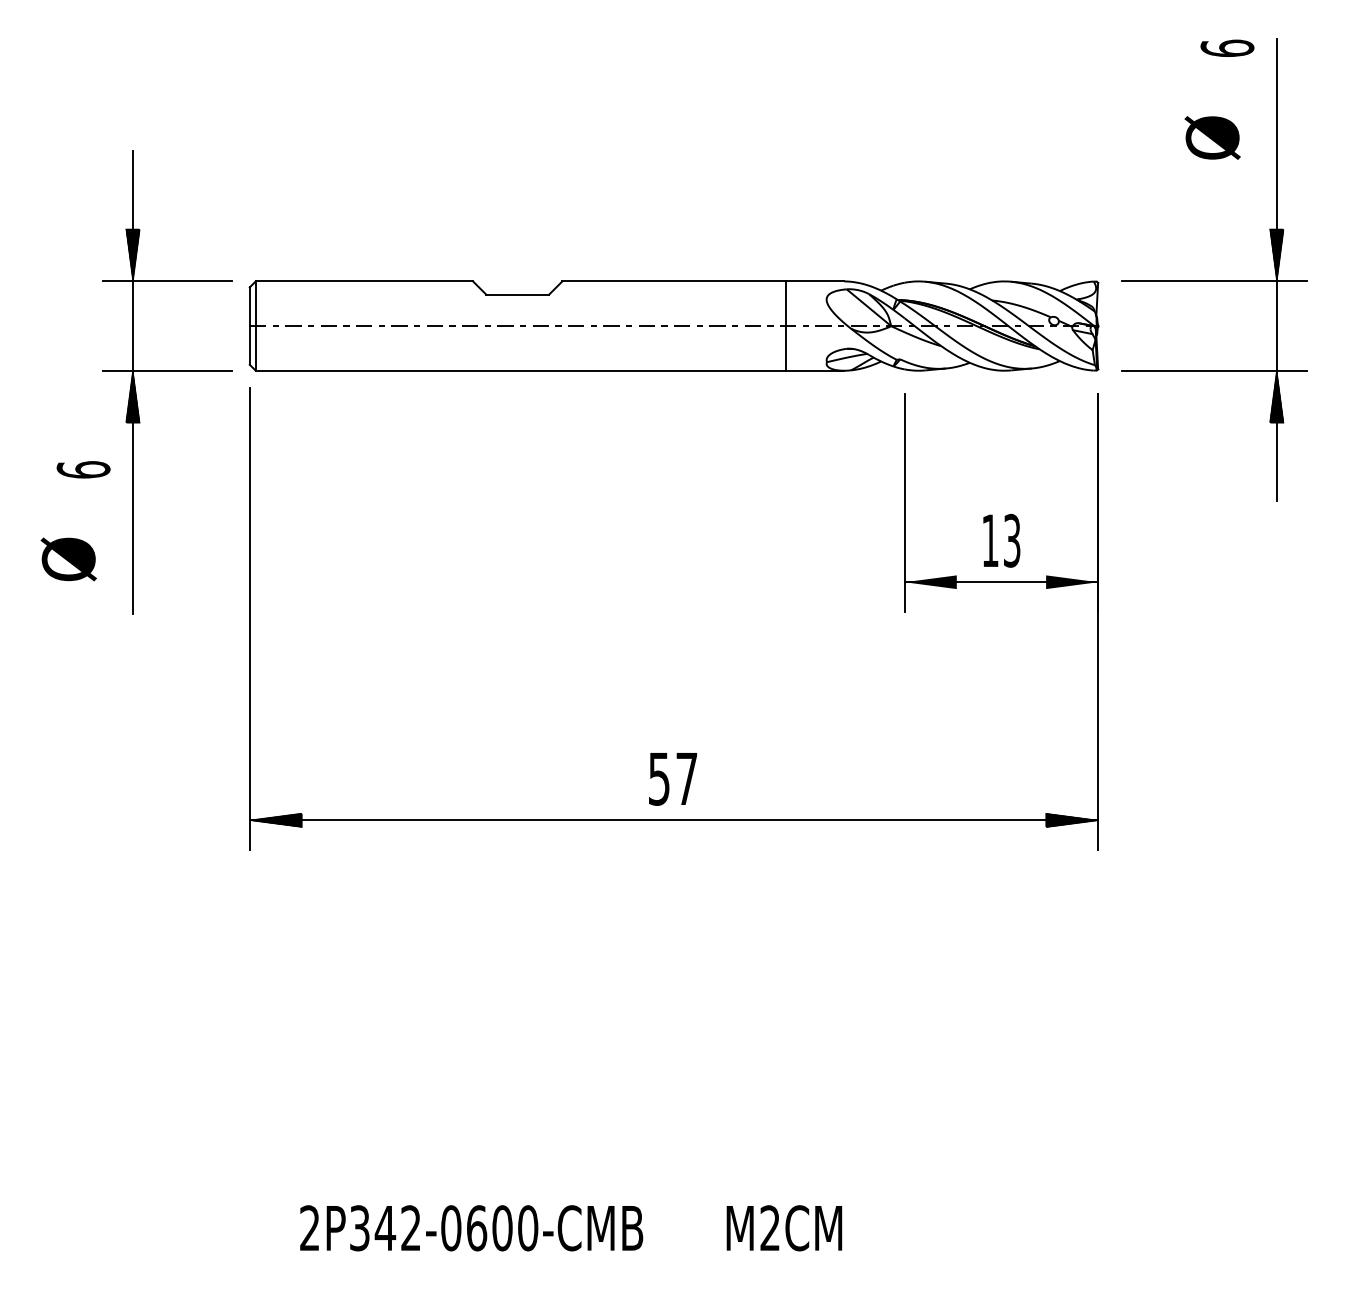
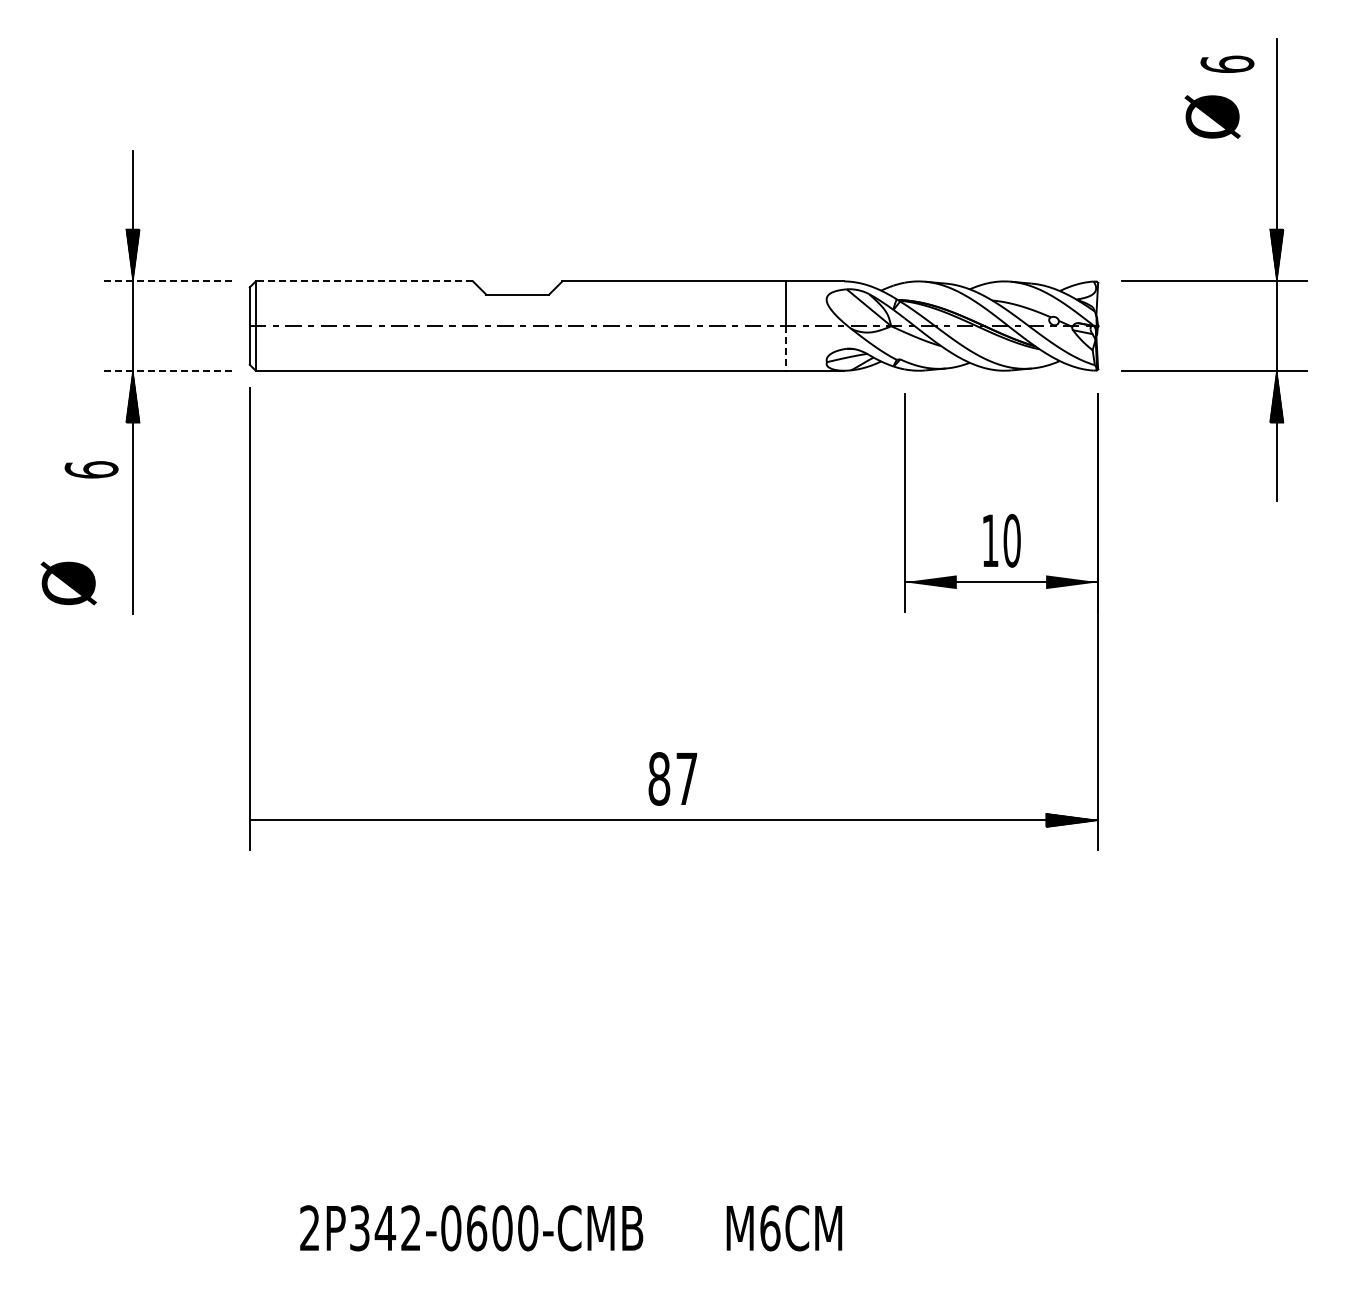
text position: (1227, 47) -> (1227, 63) (1227, 63)
text position: (1212, 137) -> (1212, 116) (1212, 116)
line: solid -> dashed (167, 281)
line: solid -> dashed (364, 281)
line: solid -> dashed (785, 348)
line: solid -> dashed (167, 370)
text position: (83, 469) -> (91, 469) (91, 469)
text: 13 -> 10 (1011, 540)
text position: (68, 559) -> (68, 583) (68, 583)
text: 57 -> 87 (659, 778)
hatch: present -> none (275, 820)
text: M2CM -> M6CM (770, 1228)
